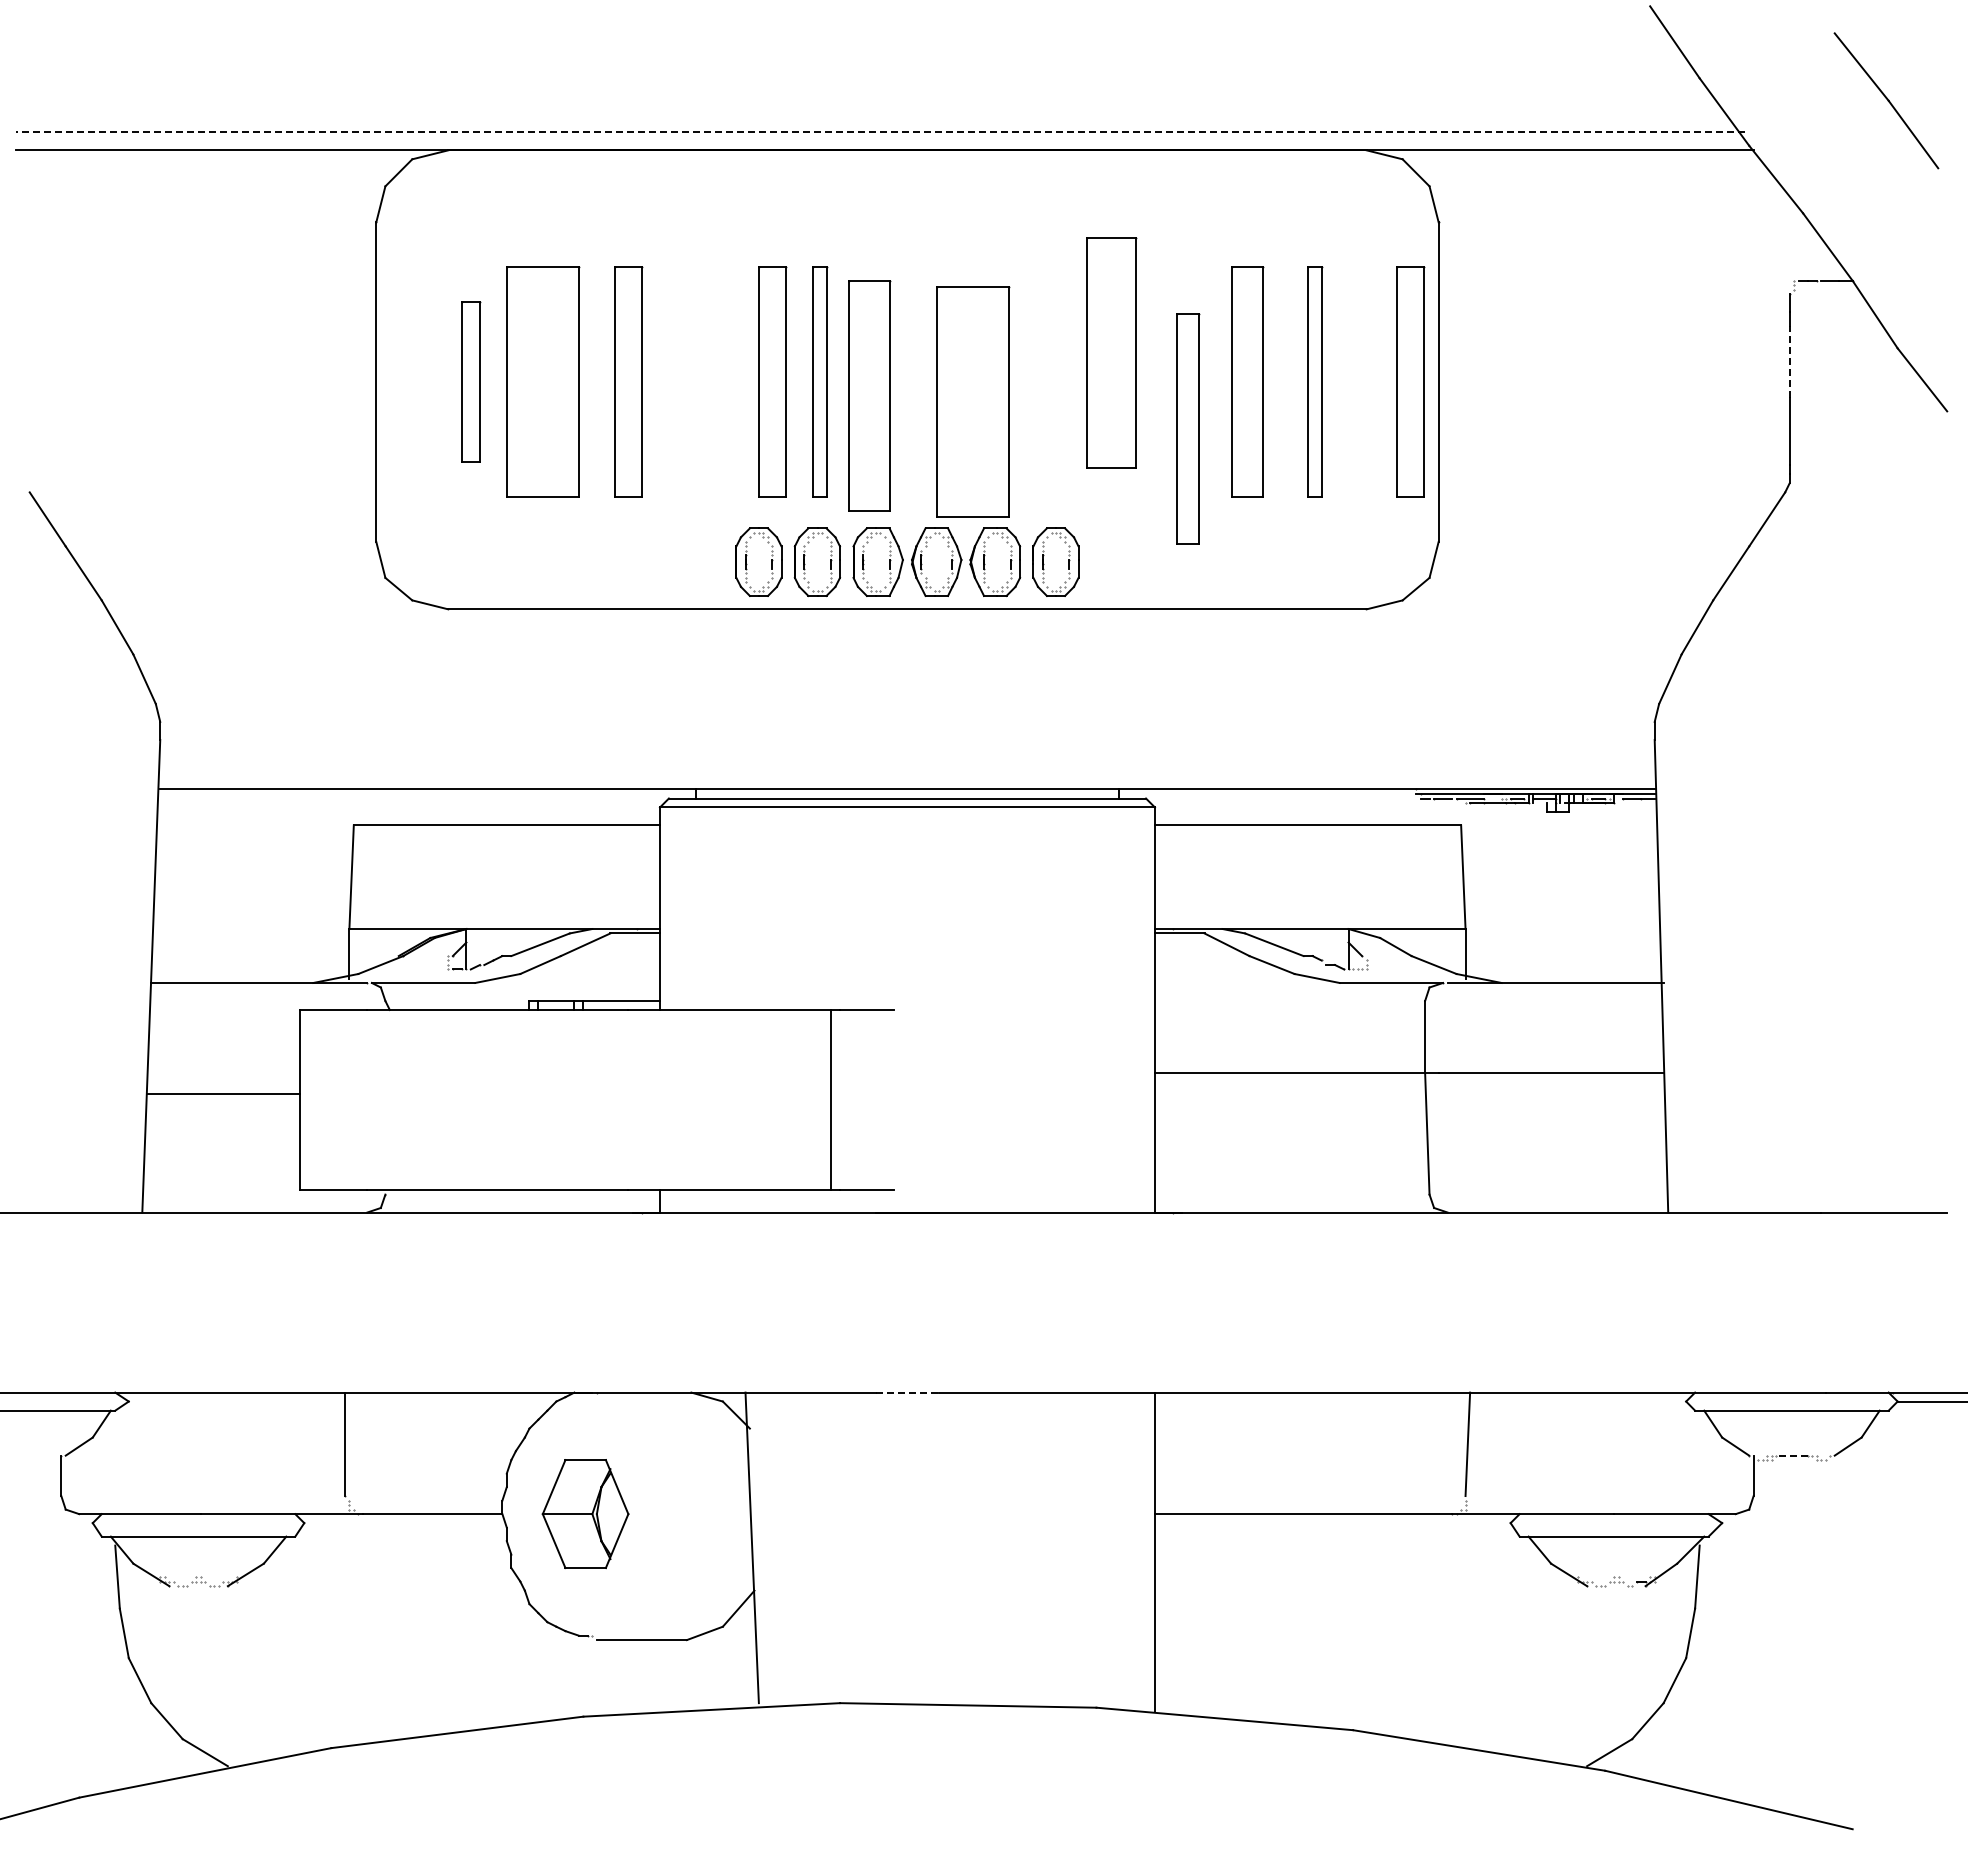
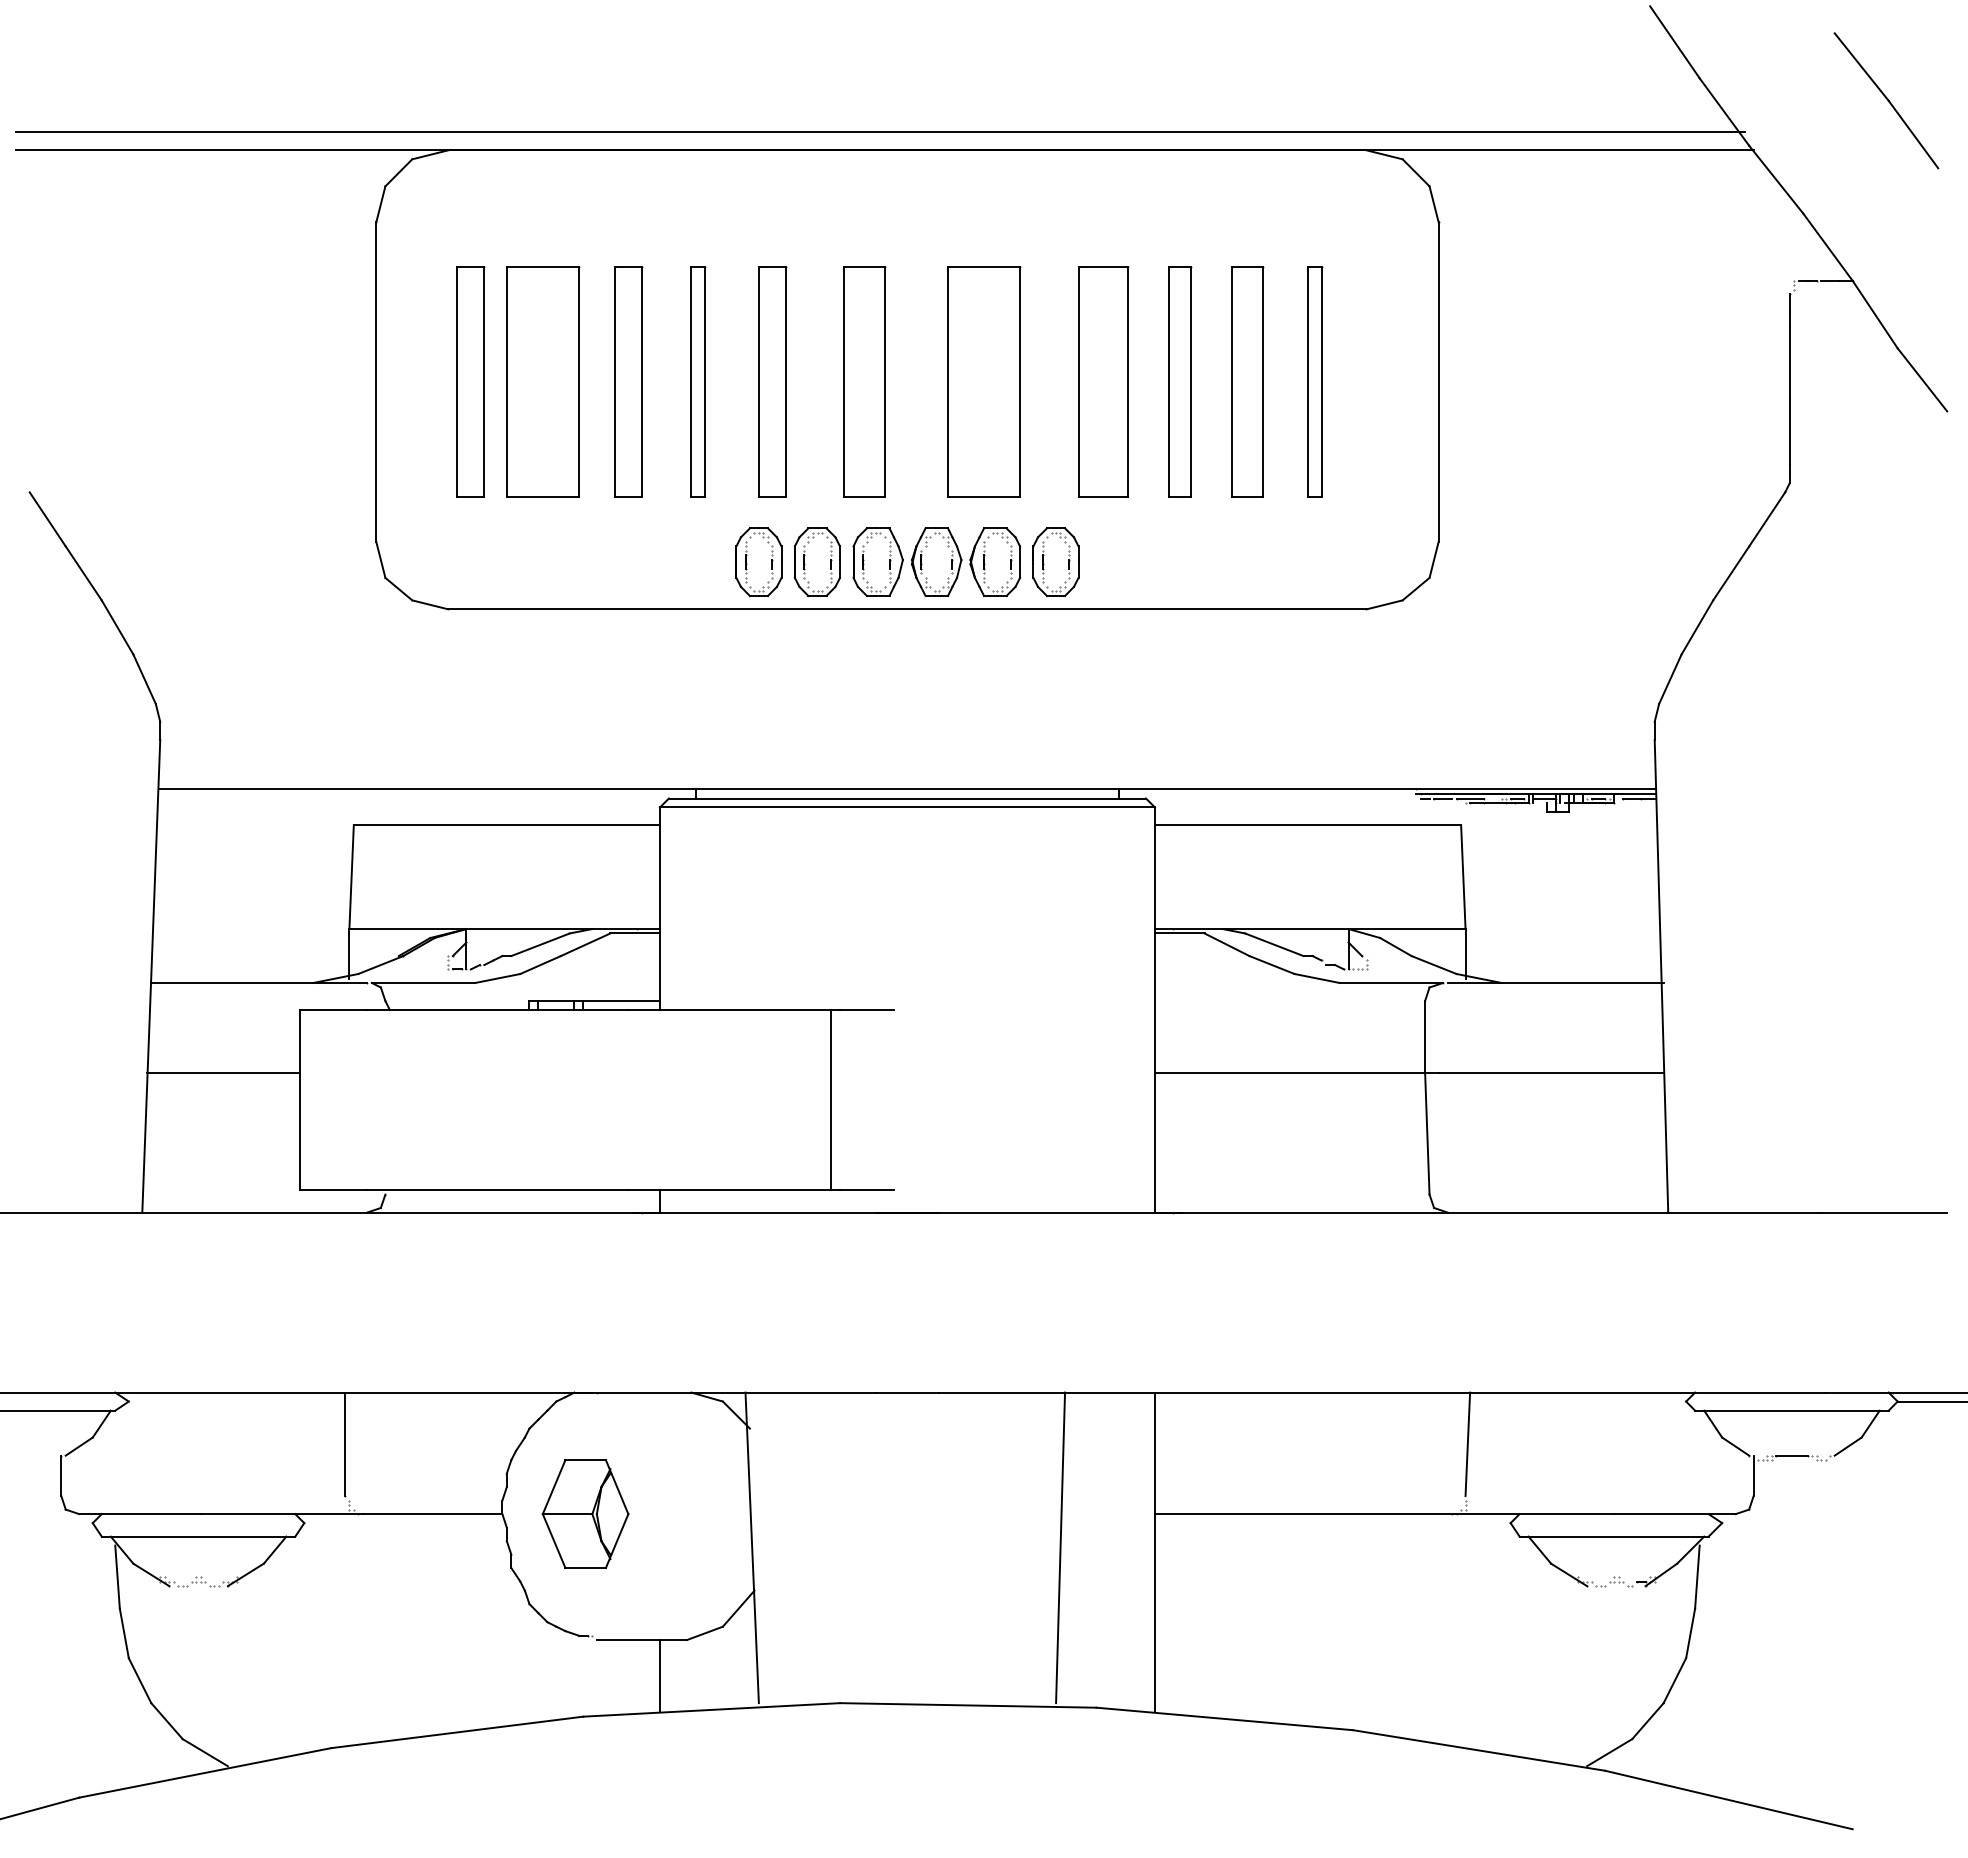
line: dashed -> solid (879, 132)
part position: (1111, 352) -> (1103, 381) (1103, 381)
line: dashed -> solid (1789, 361)
part size: 21x162 px -> 30x232 px (470, 381)
part position: (820, 381) -> (698, 381) (698, 381)
part: present -> none (1410, 381)
part position: (869, 395) -> (864, 381) (864, 381)
part position: (973, 401) -> (984, 381) (984, 381)
part position: (1188, 428) -> (1180, 381) (1180, 381)
line position: (222, 1094) -> (222, 1073) (222, 1073)
line: dashed -> solid (907, 1392)
line: dashed -> solid (1791, 1455)
line: none -> present (1060, 1547)
line: none -> present (659, 1676)
